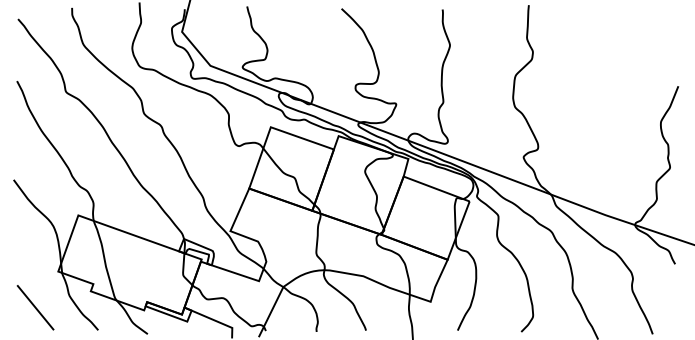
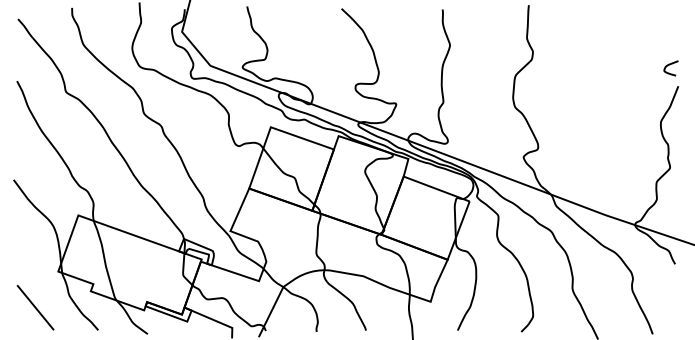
curve: none -> present (670, 65)
